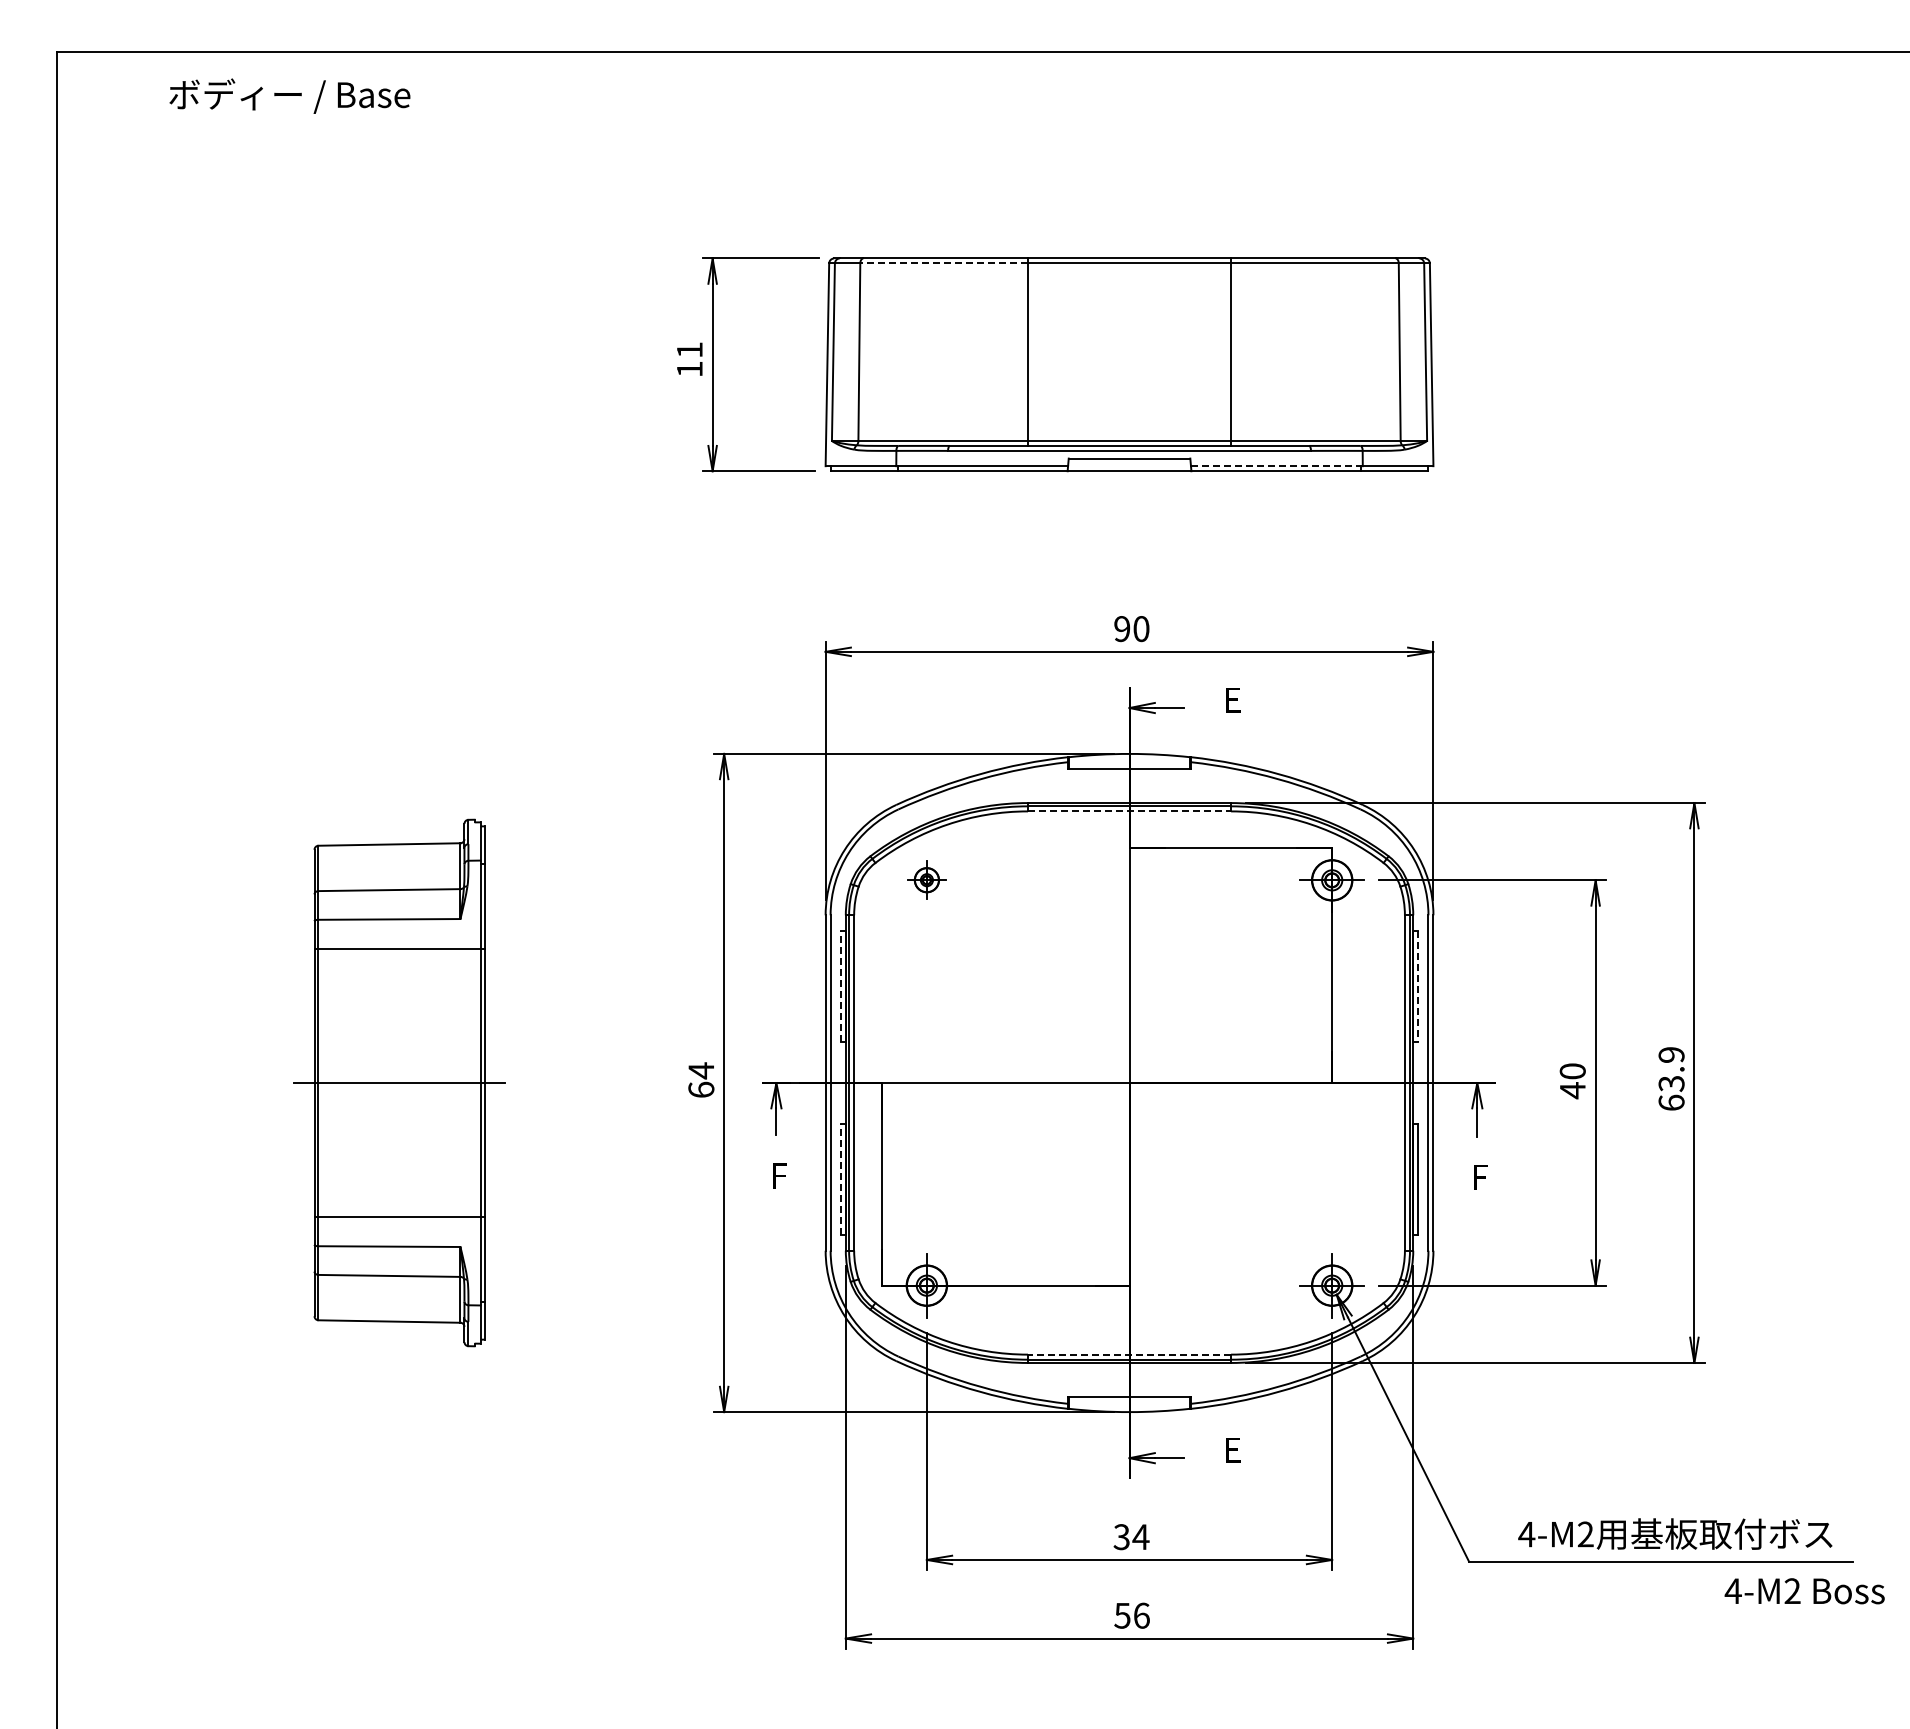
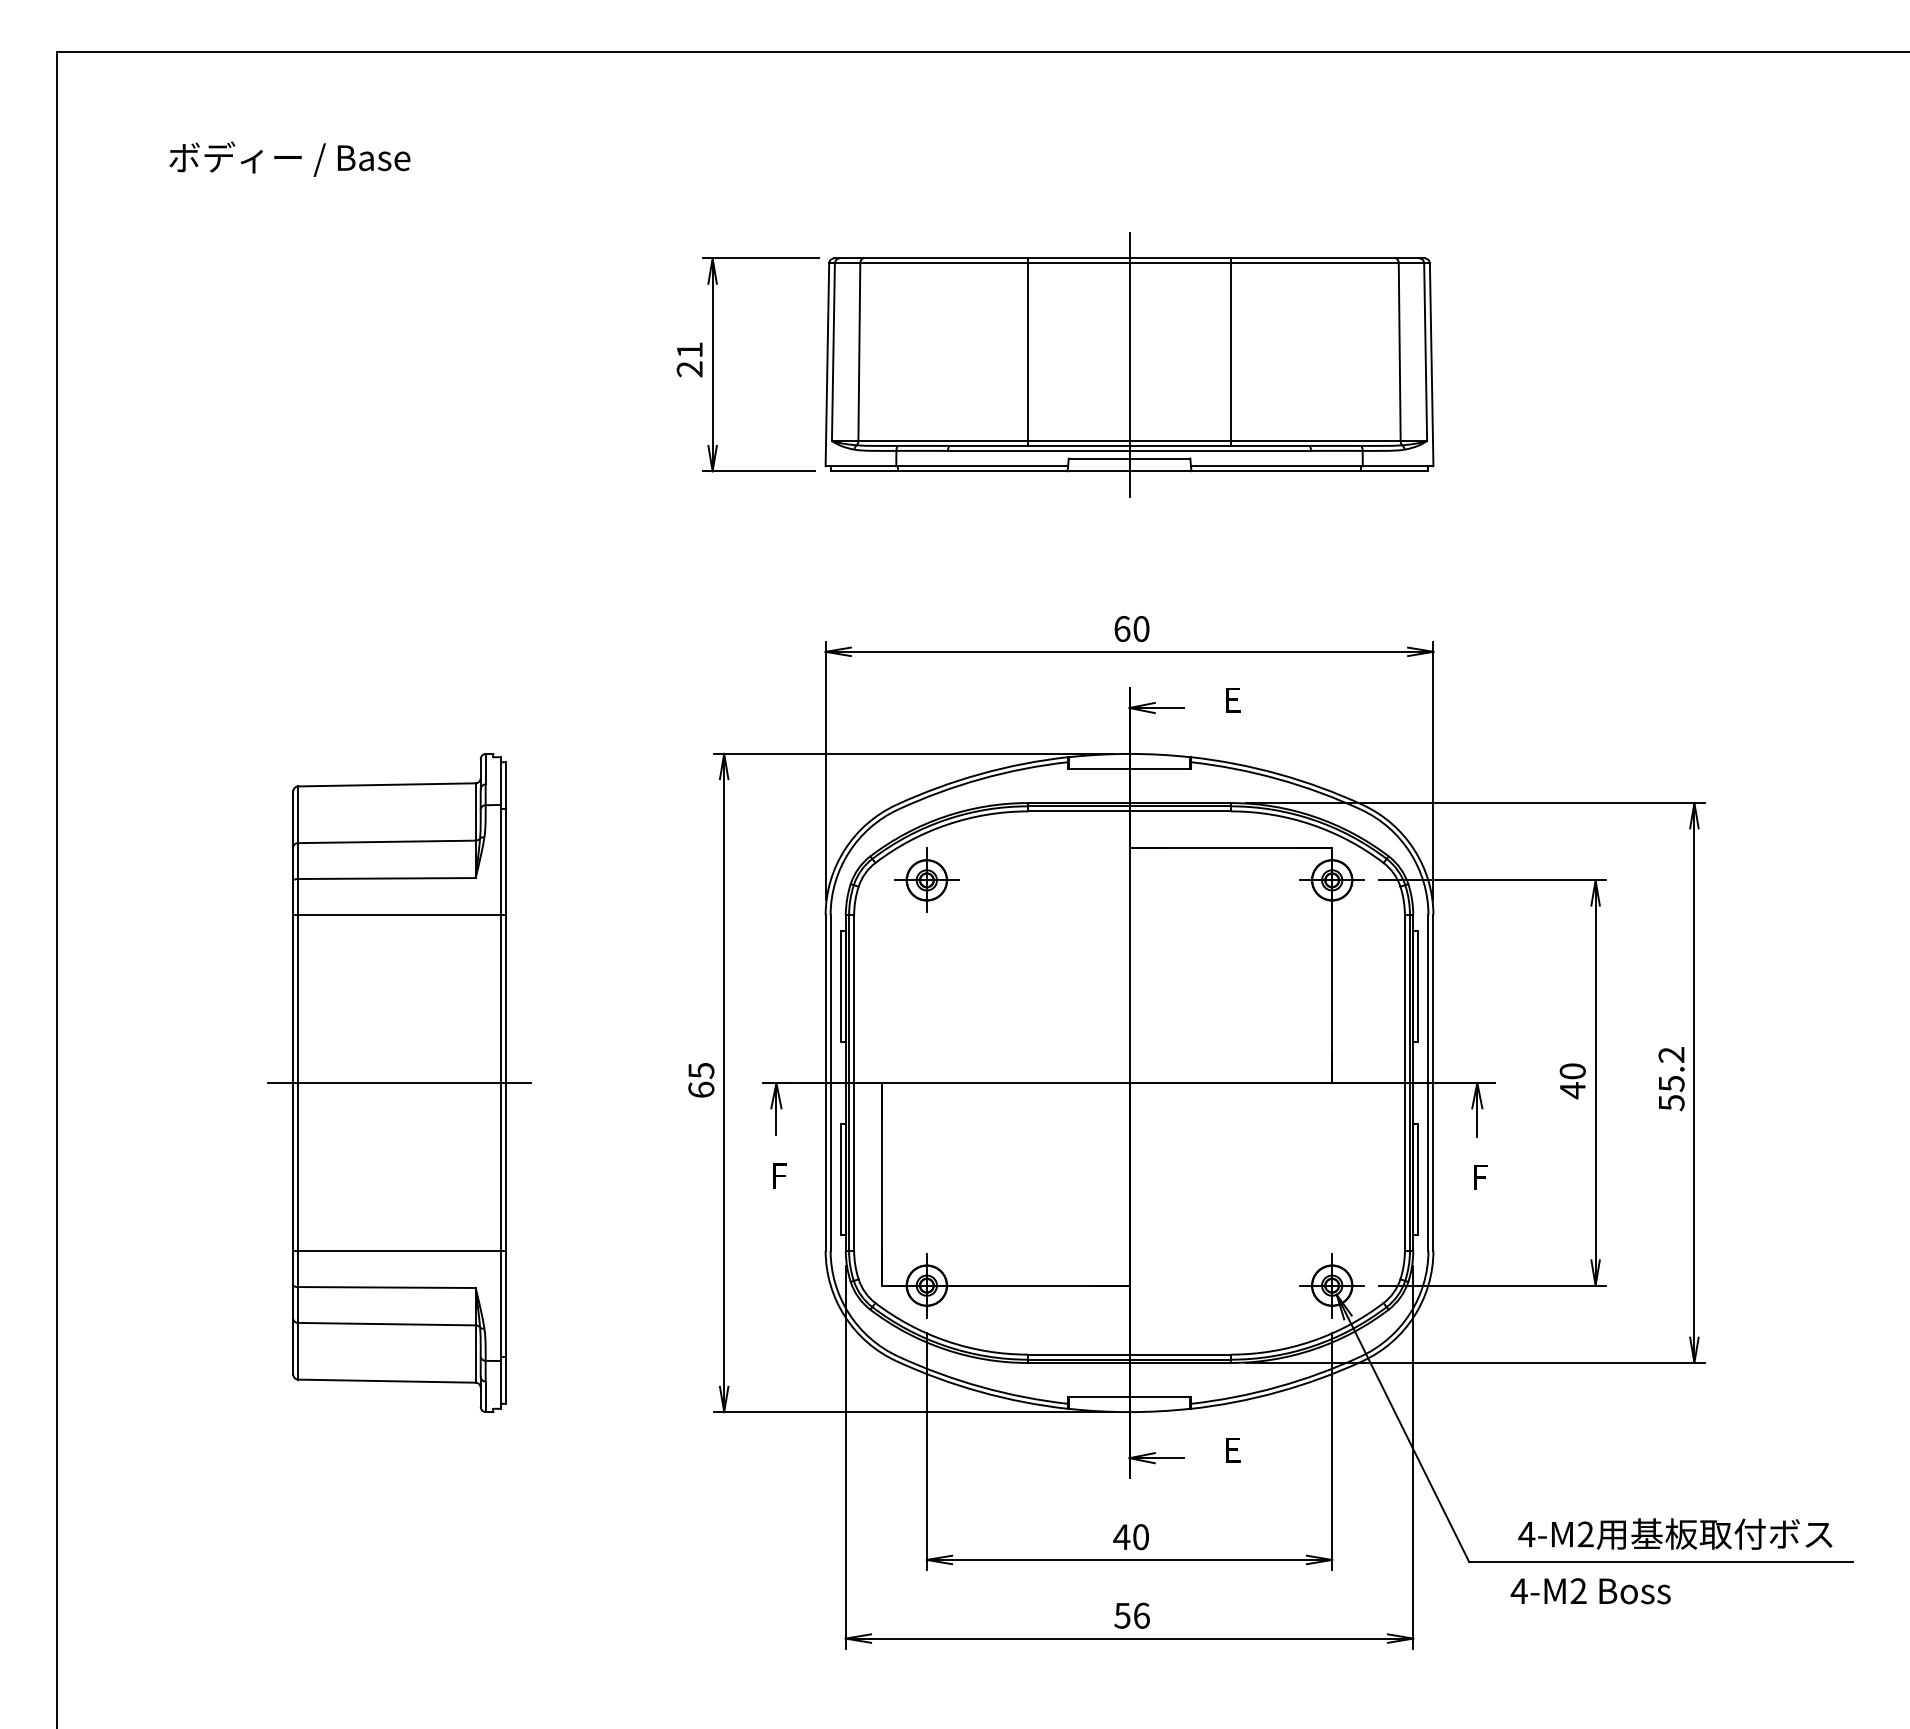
text position: (289, 95) -> (289, 158) (289, 158)
line: dashed -> solid (944, 263)
line: none -> present (1129, 364)
text: 11 -> 21 (689, 369)
line: dashed -> solid (1276, 466)
text: 90 -> 60 (1122, 629)
line: dashed -> solid (1129, 811)
part size: 40x40 px -> 66x66 px (926, 879)
line: dashed -> solid (840, 986)
line: dashed -> solid (1418, 986)
text: 64 -> 65 (701, 1070)
text: 63.9 -> 55.2 (1671, 1079)
part size: 213x530 px -> 265x660 px (399, 1082)
line: dashed -> solid (840, 1179)
line: dashed -> solid (1129, 1354)
text: 34 -> 40 (1131, 1537)
text position: (1804, 1591) -> (1590, 1591) (1590, 1591)
